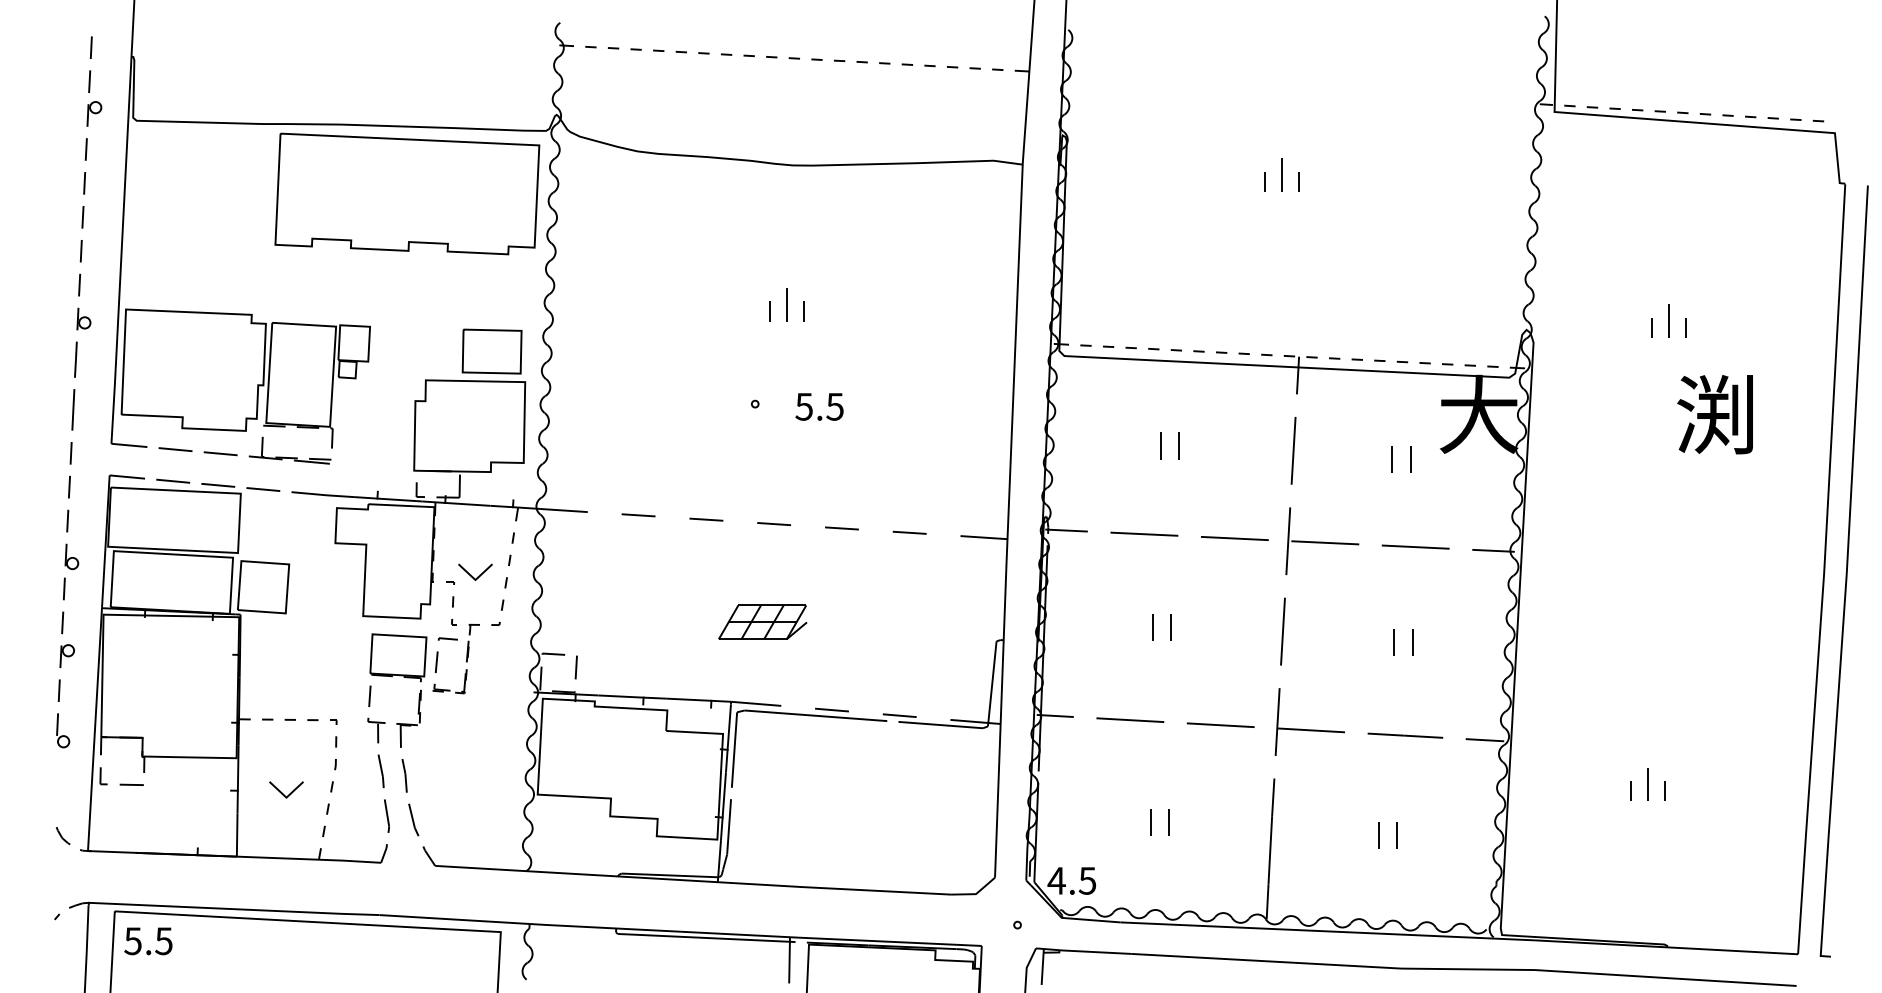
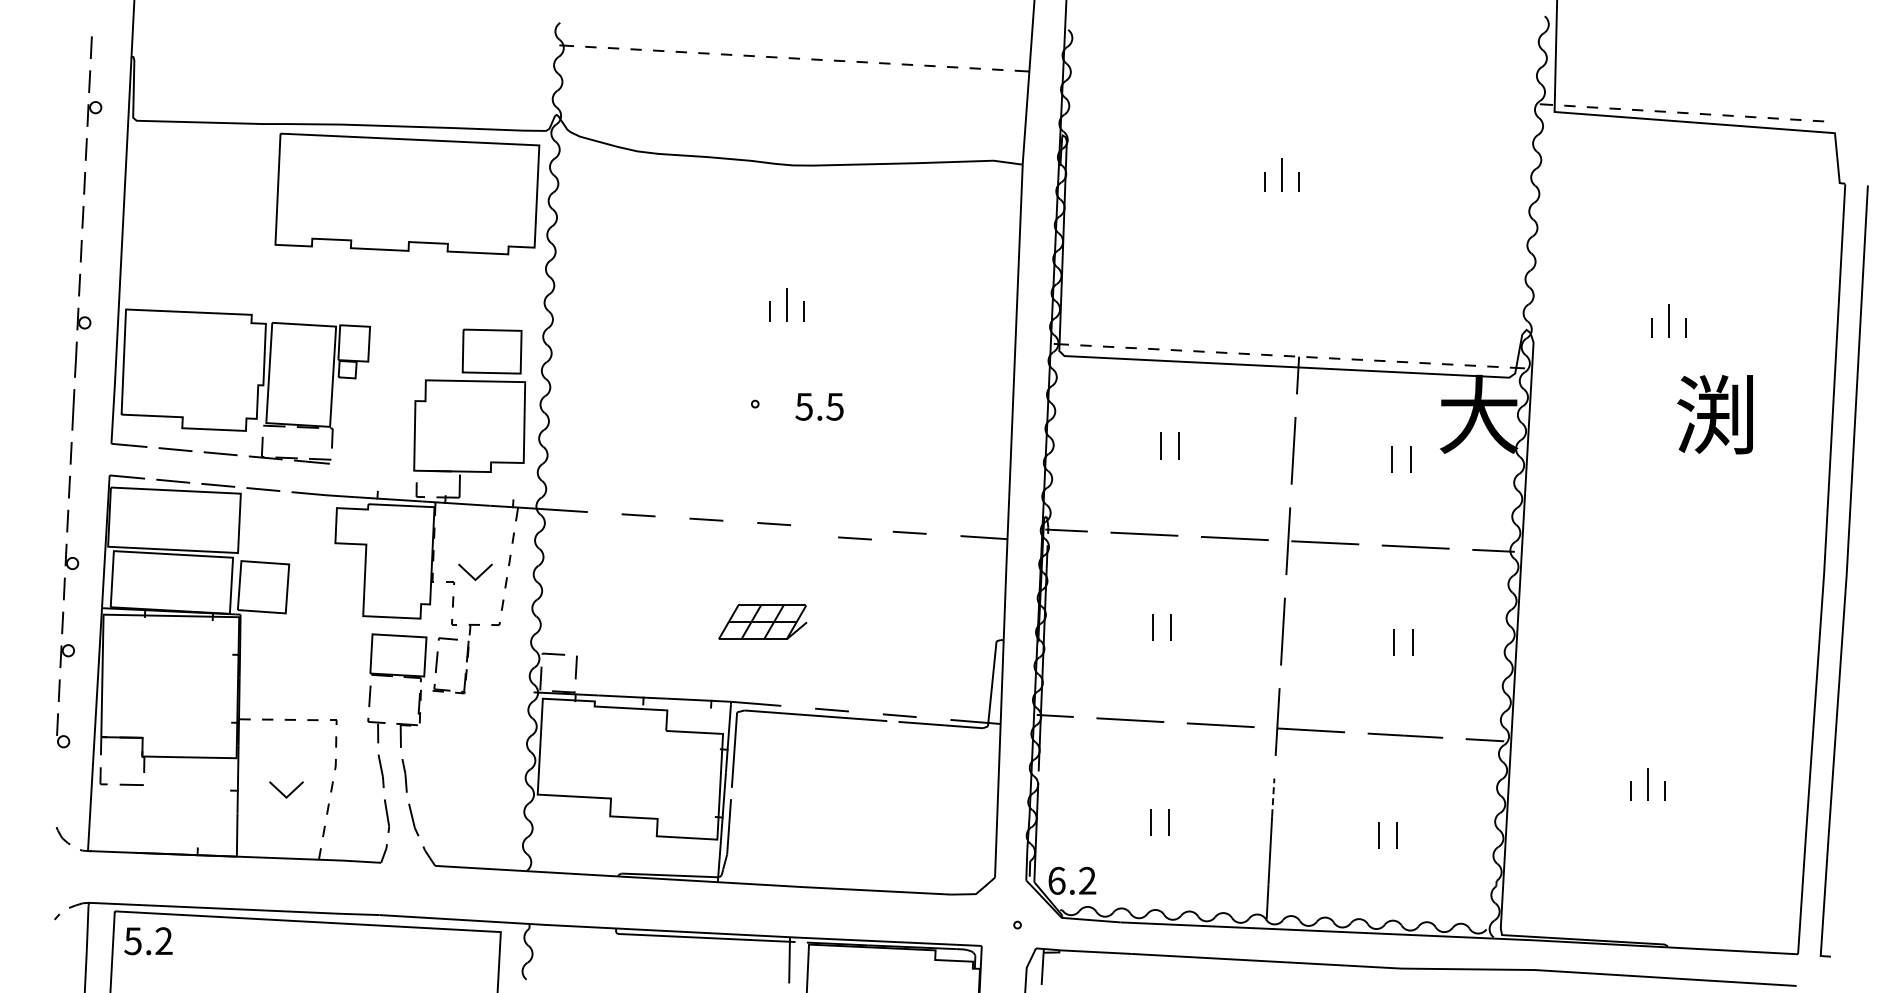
line position: (841, 528) -> (854, 538) (854, 538)
line: solid -> dashed (1273, 797)
text: 4.5 -> 6.2 (1071, 880)
text: 5.5 -> 5.2 (163, 941)
